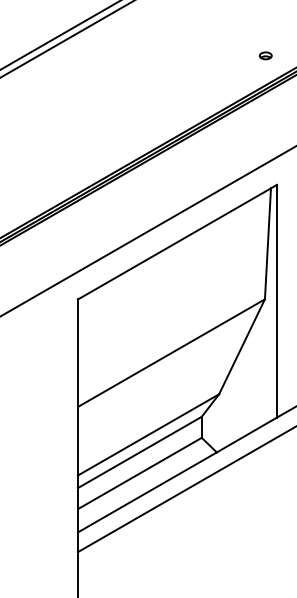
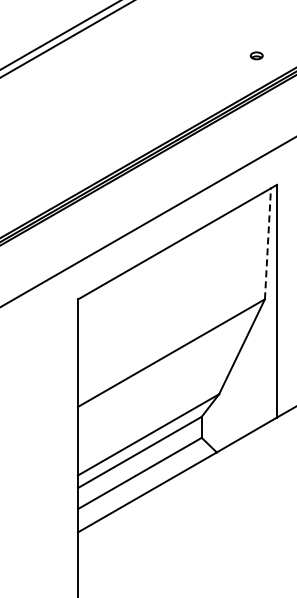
part position: (265, 55) -> (256, 55) (256, 55)
line position: (147, 231) -> (147, 221) (147, 221)
line: solid -> dashed (267, 243)
line: present -> none (185, 489)
